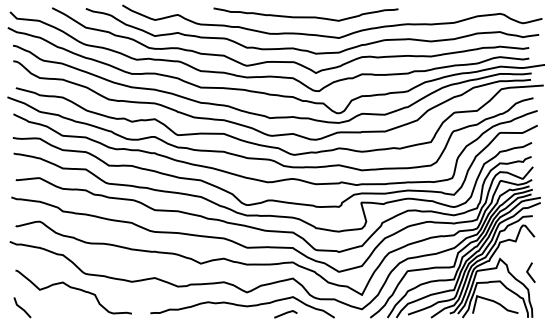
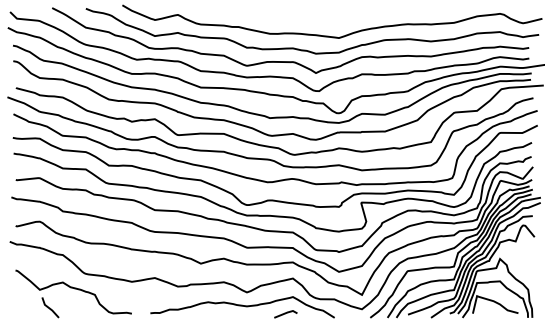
curve: present -> none (305, 16)
line: present -> none (529, 273)
line position: (22, 307) -> (50, 307) (50, 307)
